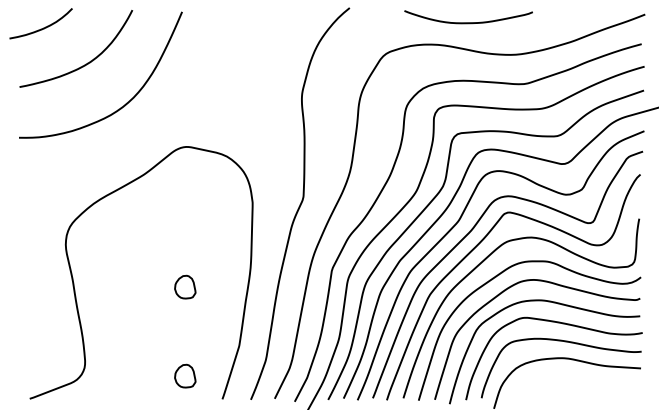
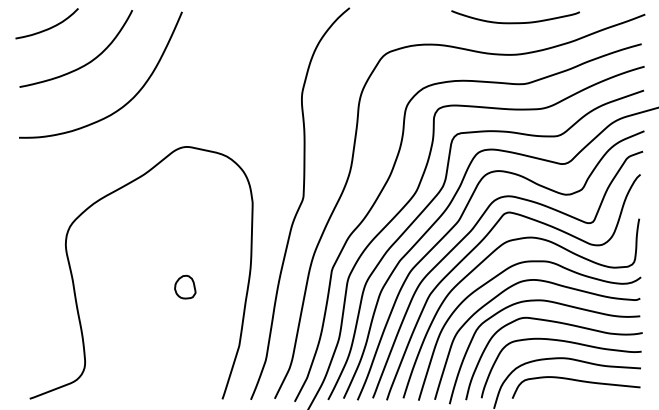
curve position: (468, 22) -> (515, 22) (515, 22)
curve position: (43, 27) -> (49, 27) (49, 27)
part: present -> none (185, 375)
curve: none -> present (575, 381)
